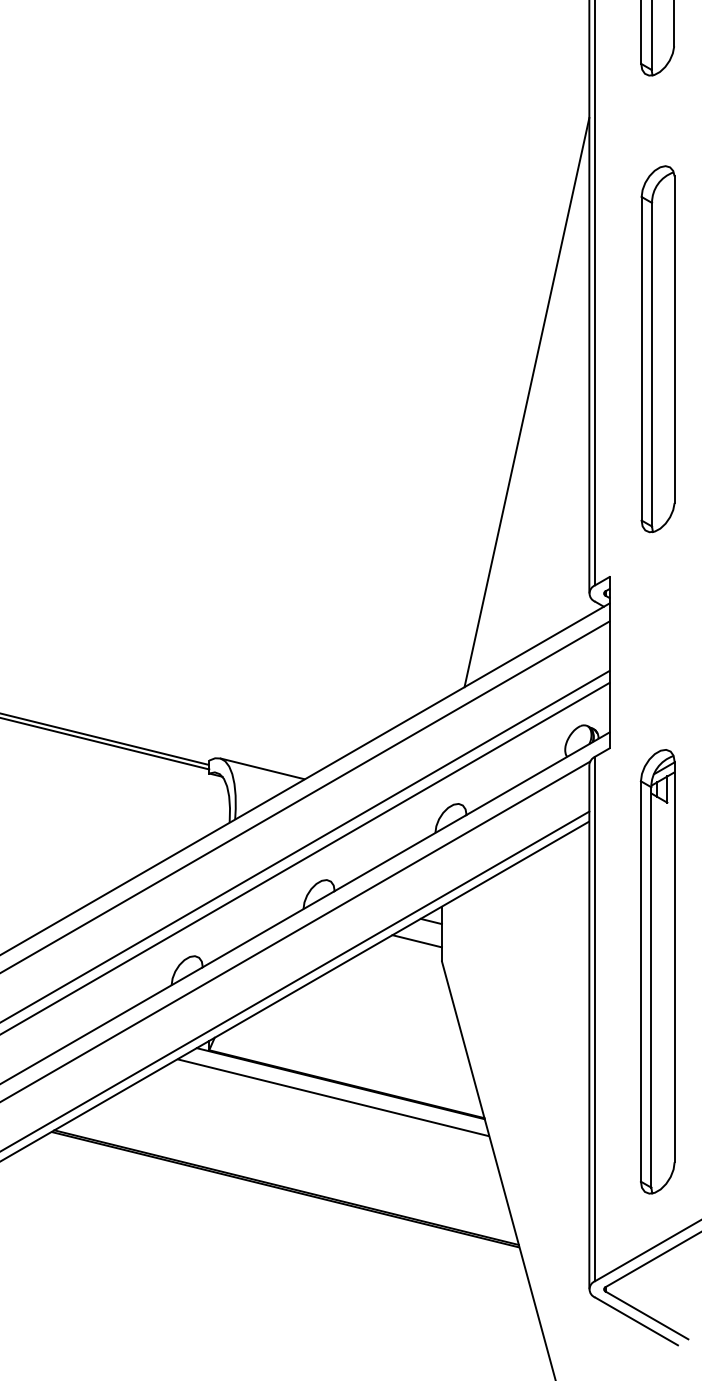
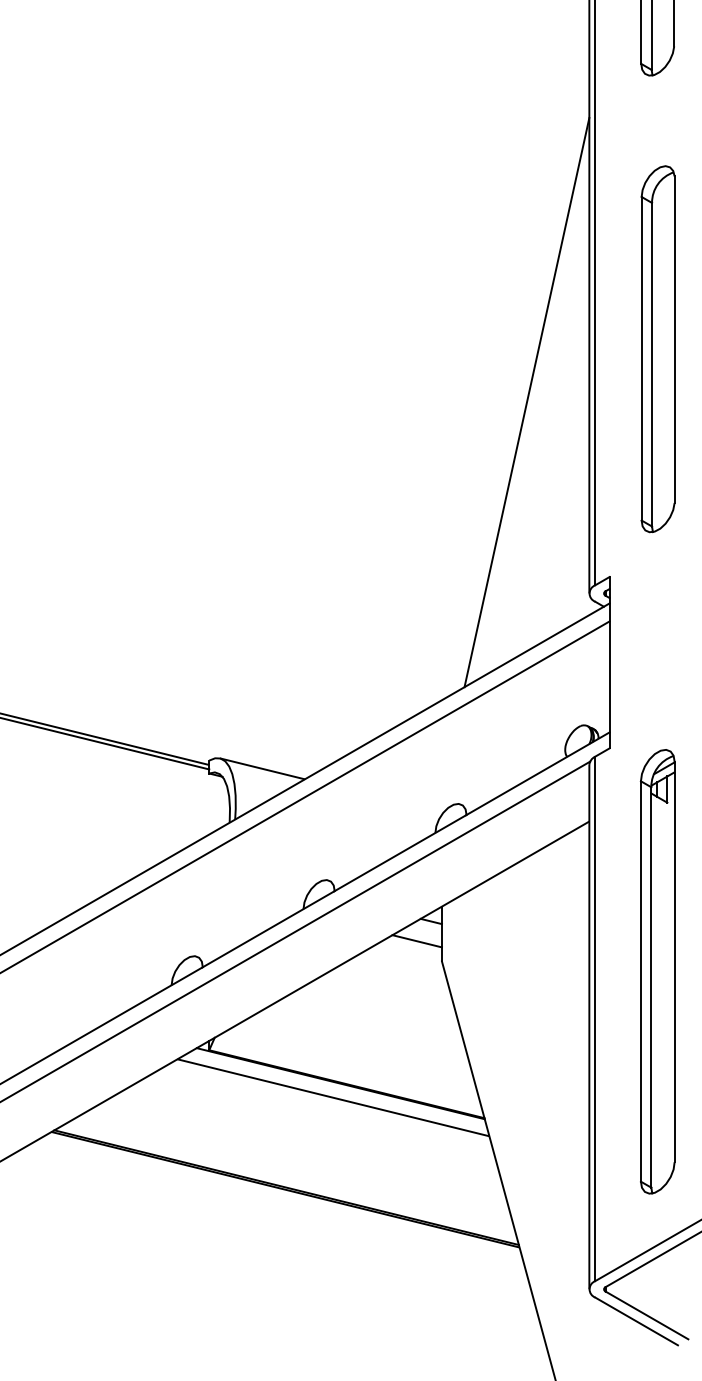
line: present -> none (305, 845)
line: present -> none (305, 857)
line: present -> none (295, 980)
